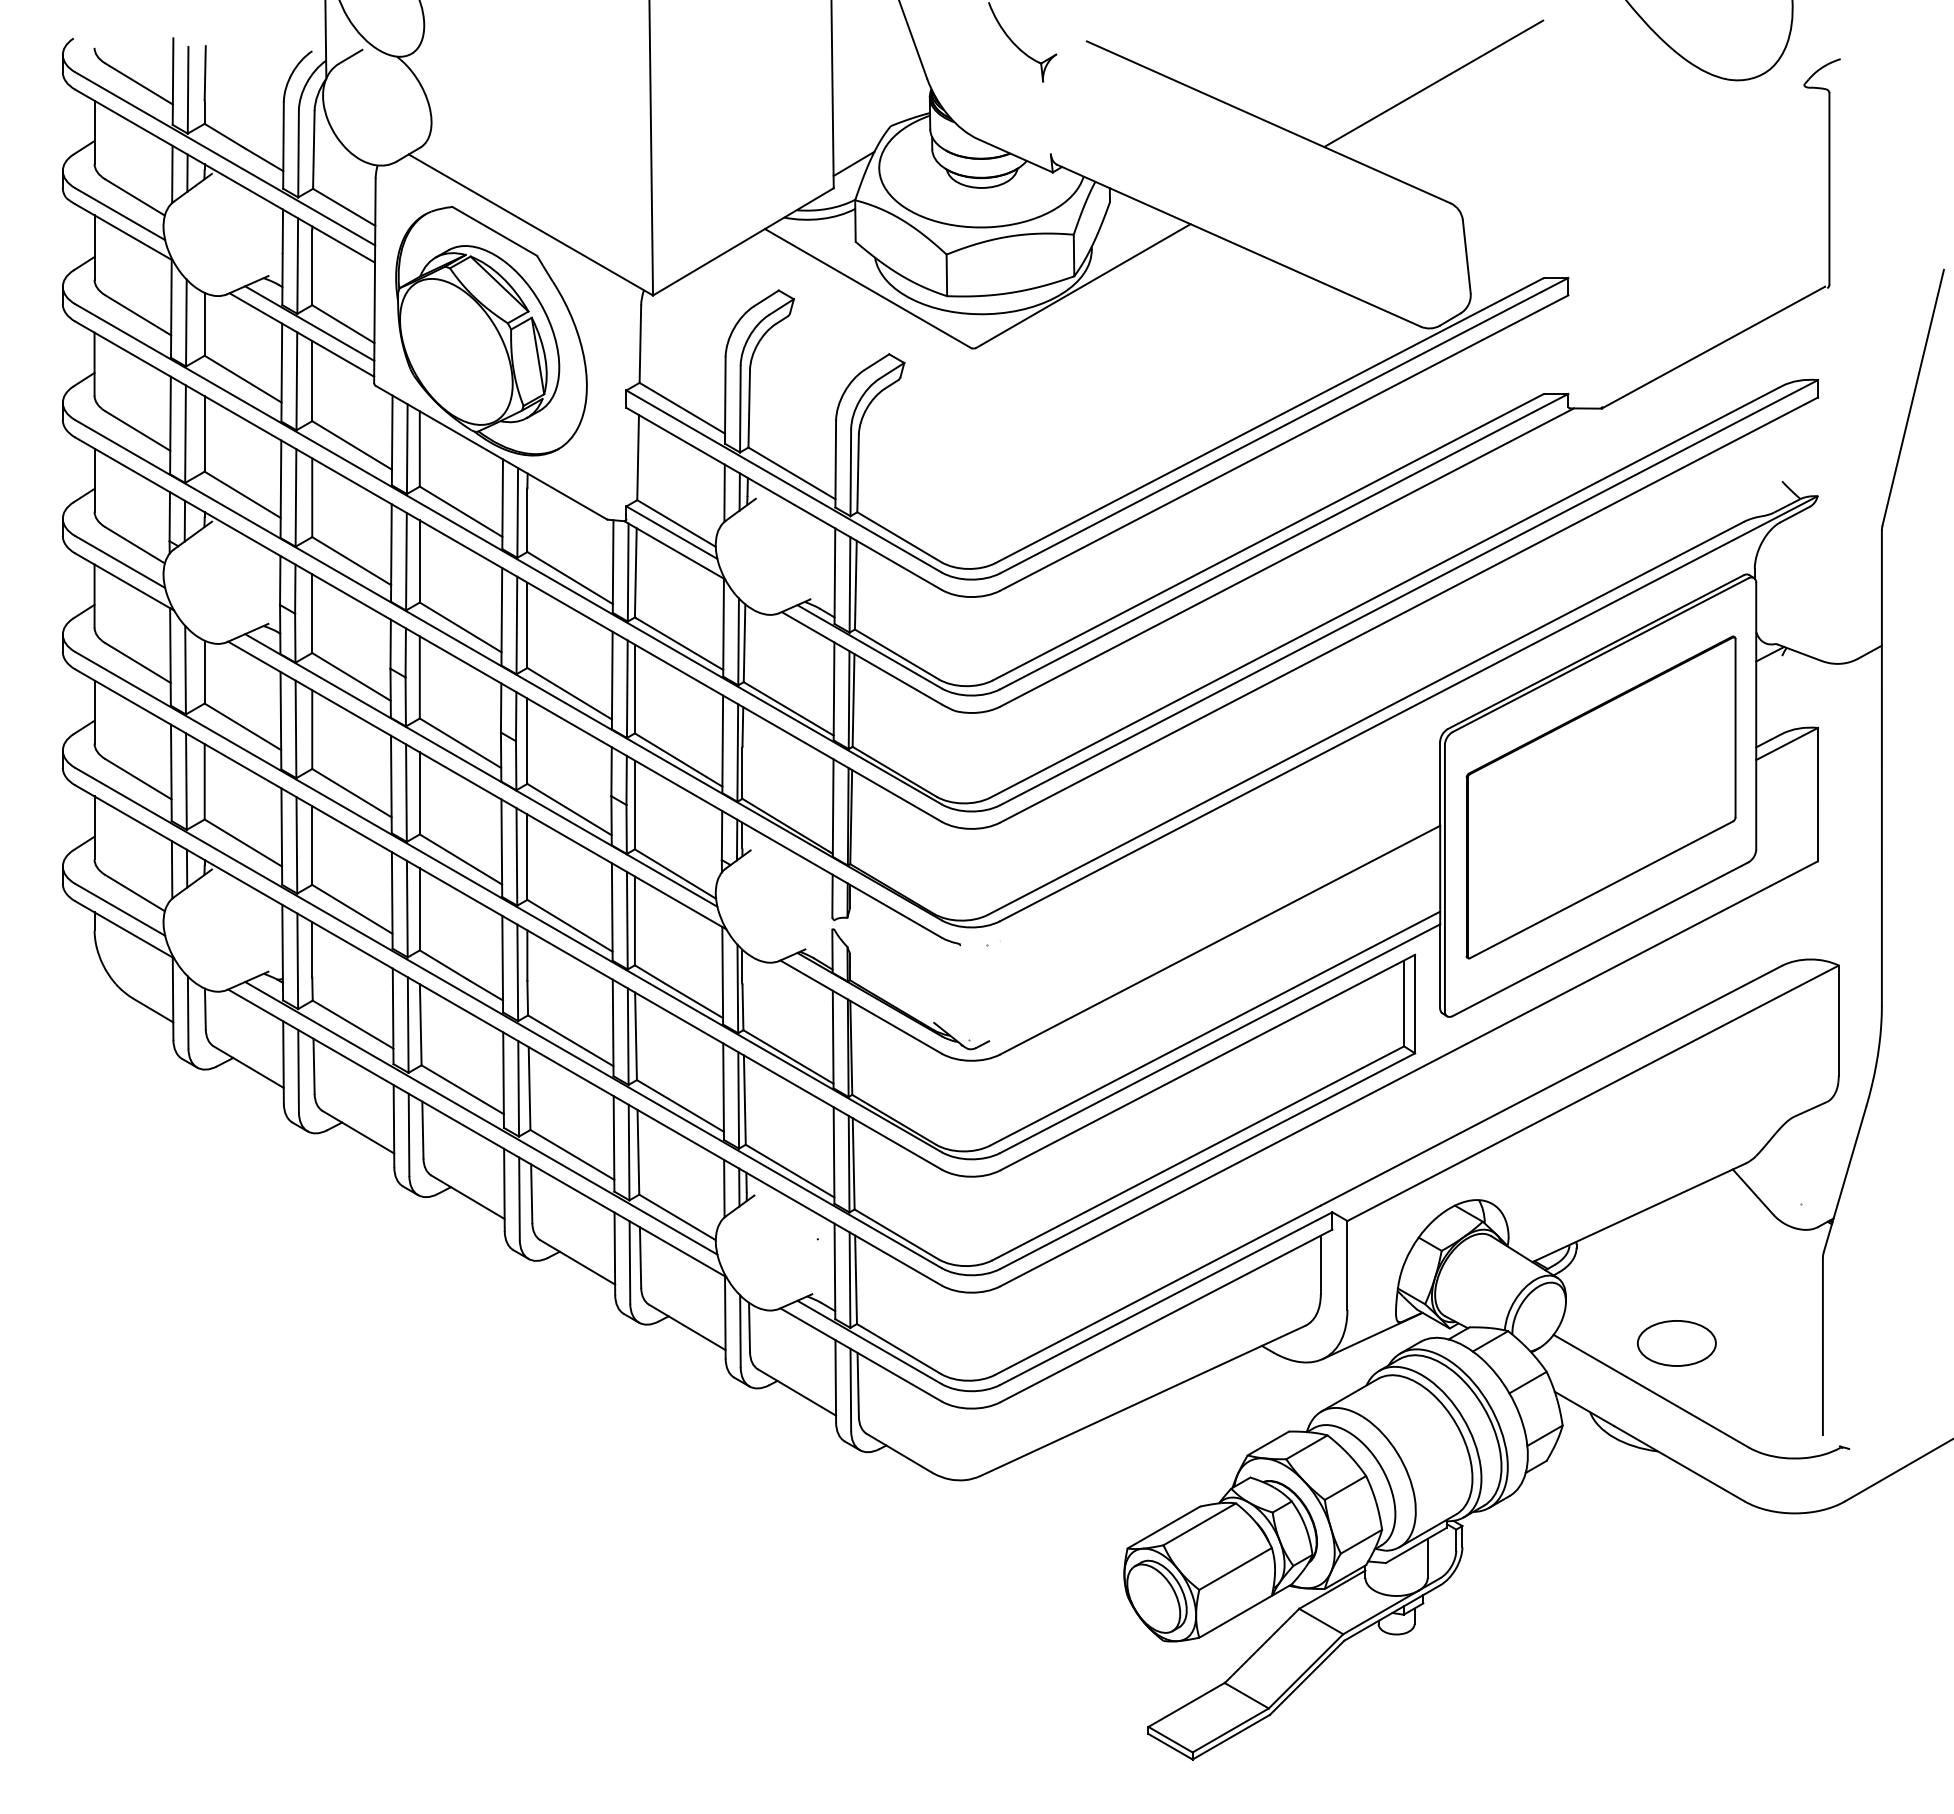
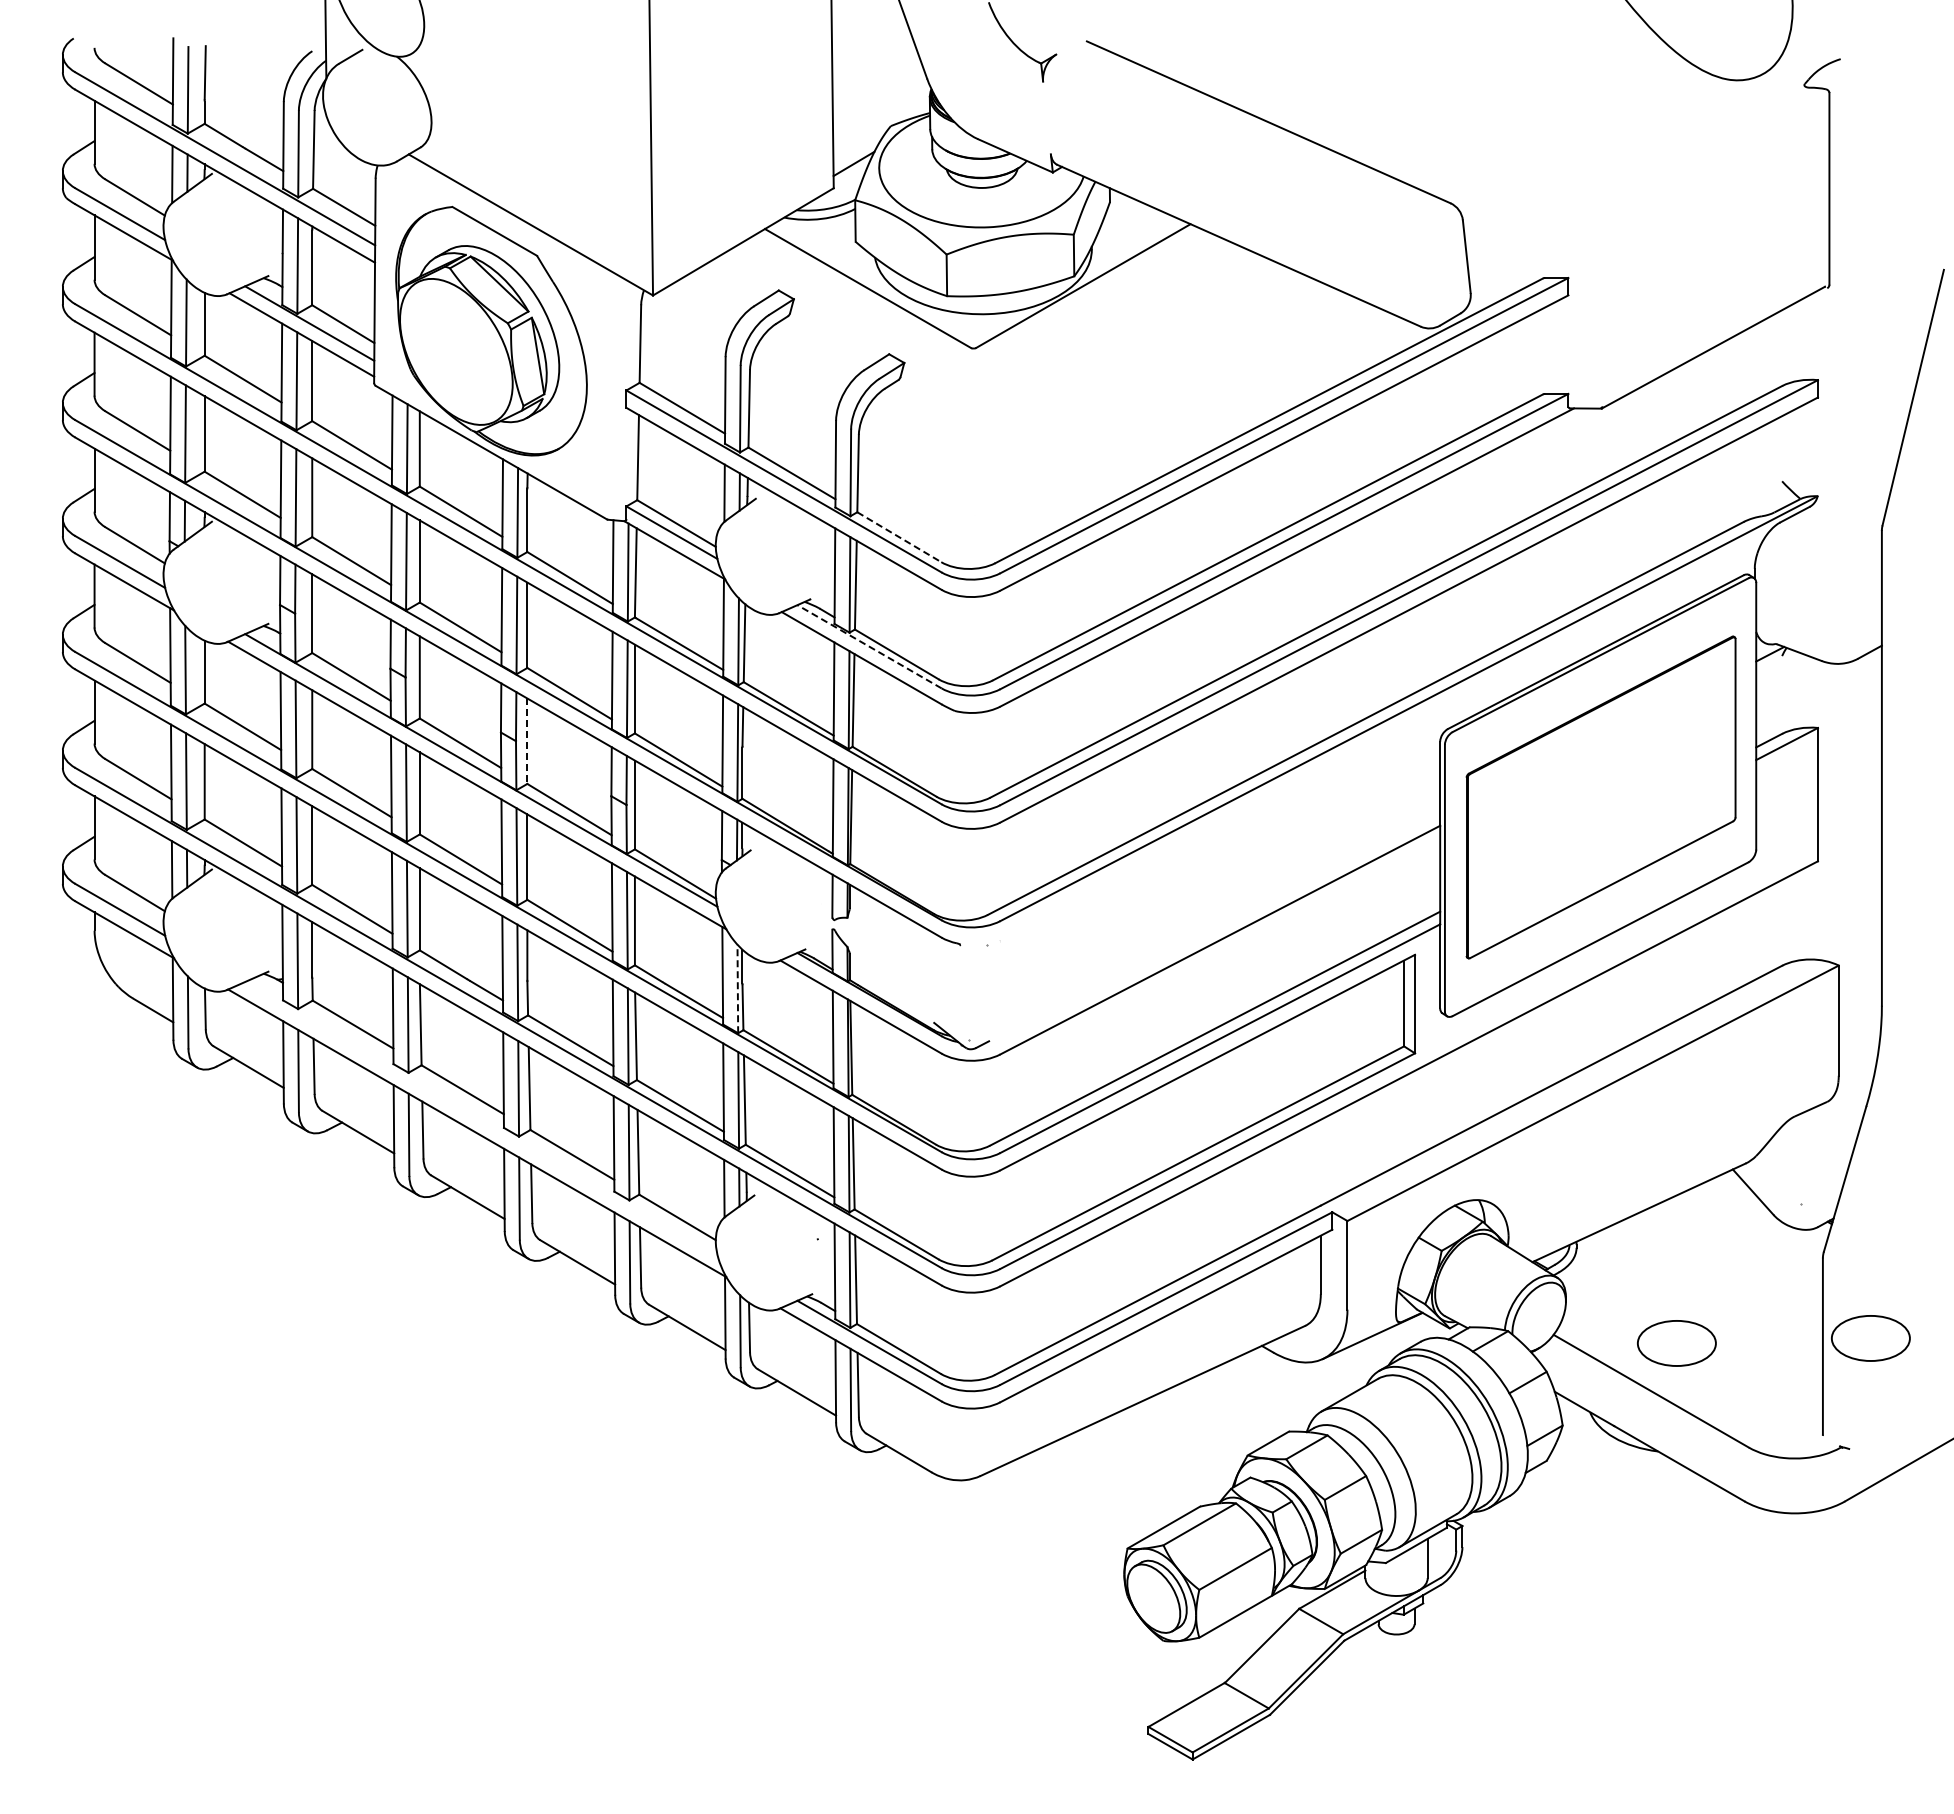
line: present -> none (1433, 83)
line: solid -> dashed (899, 537)
line: solid -> dashed (869, 646)
line: solid -> dashed (527, 741)
line: solid -> dashed (737, 988)
line: present -> none (481, 1117)
part: none -> present (1870, 1338)
